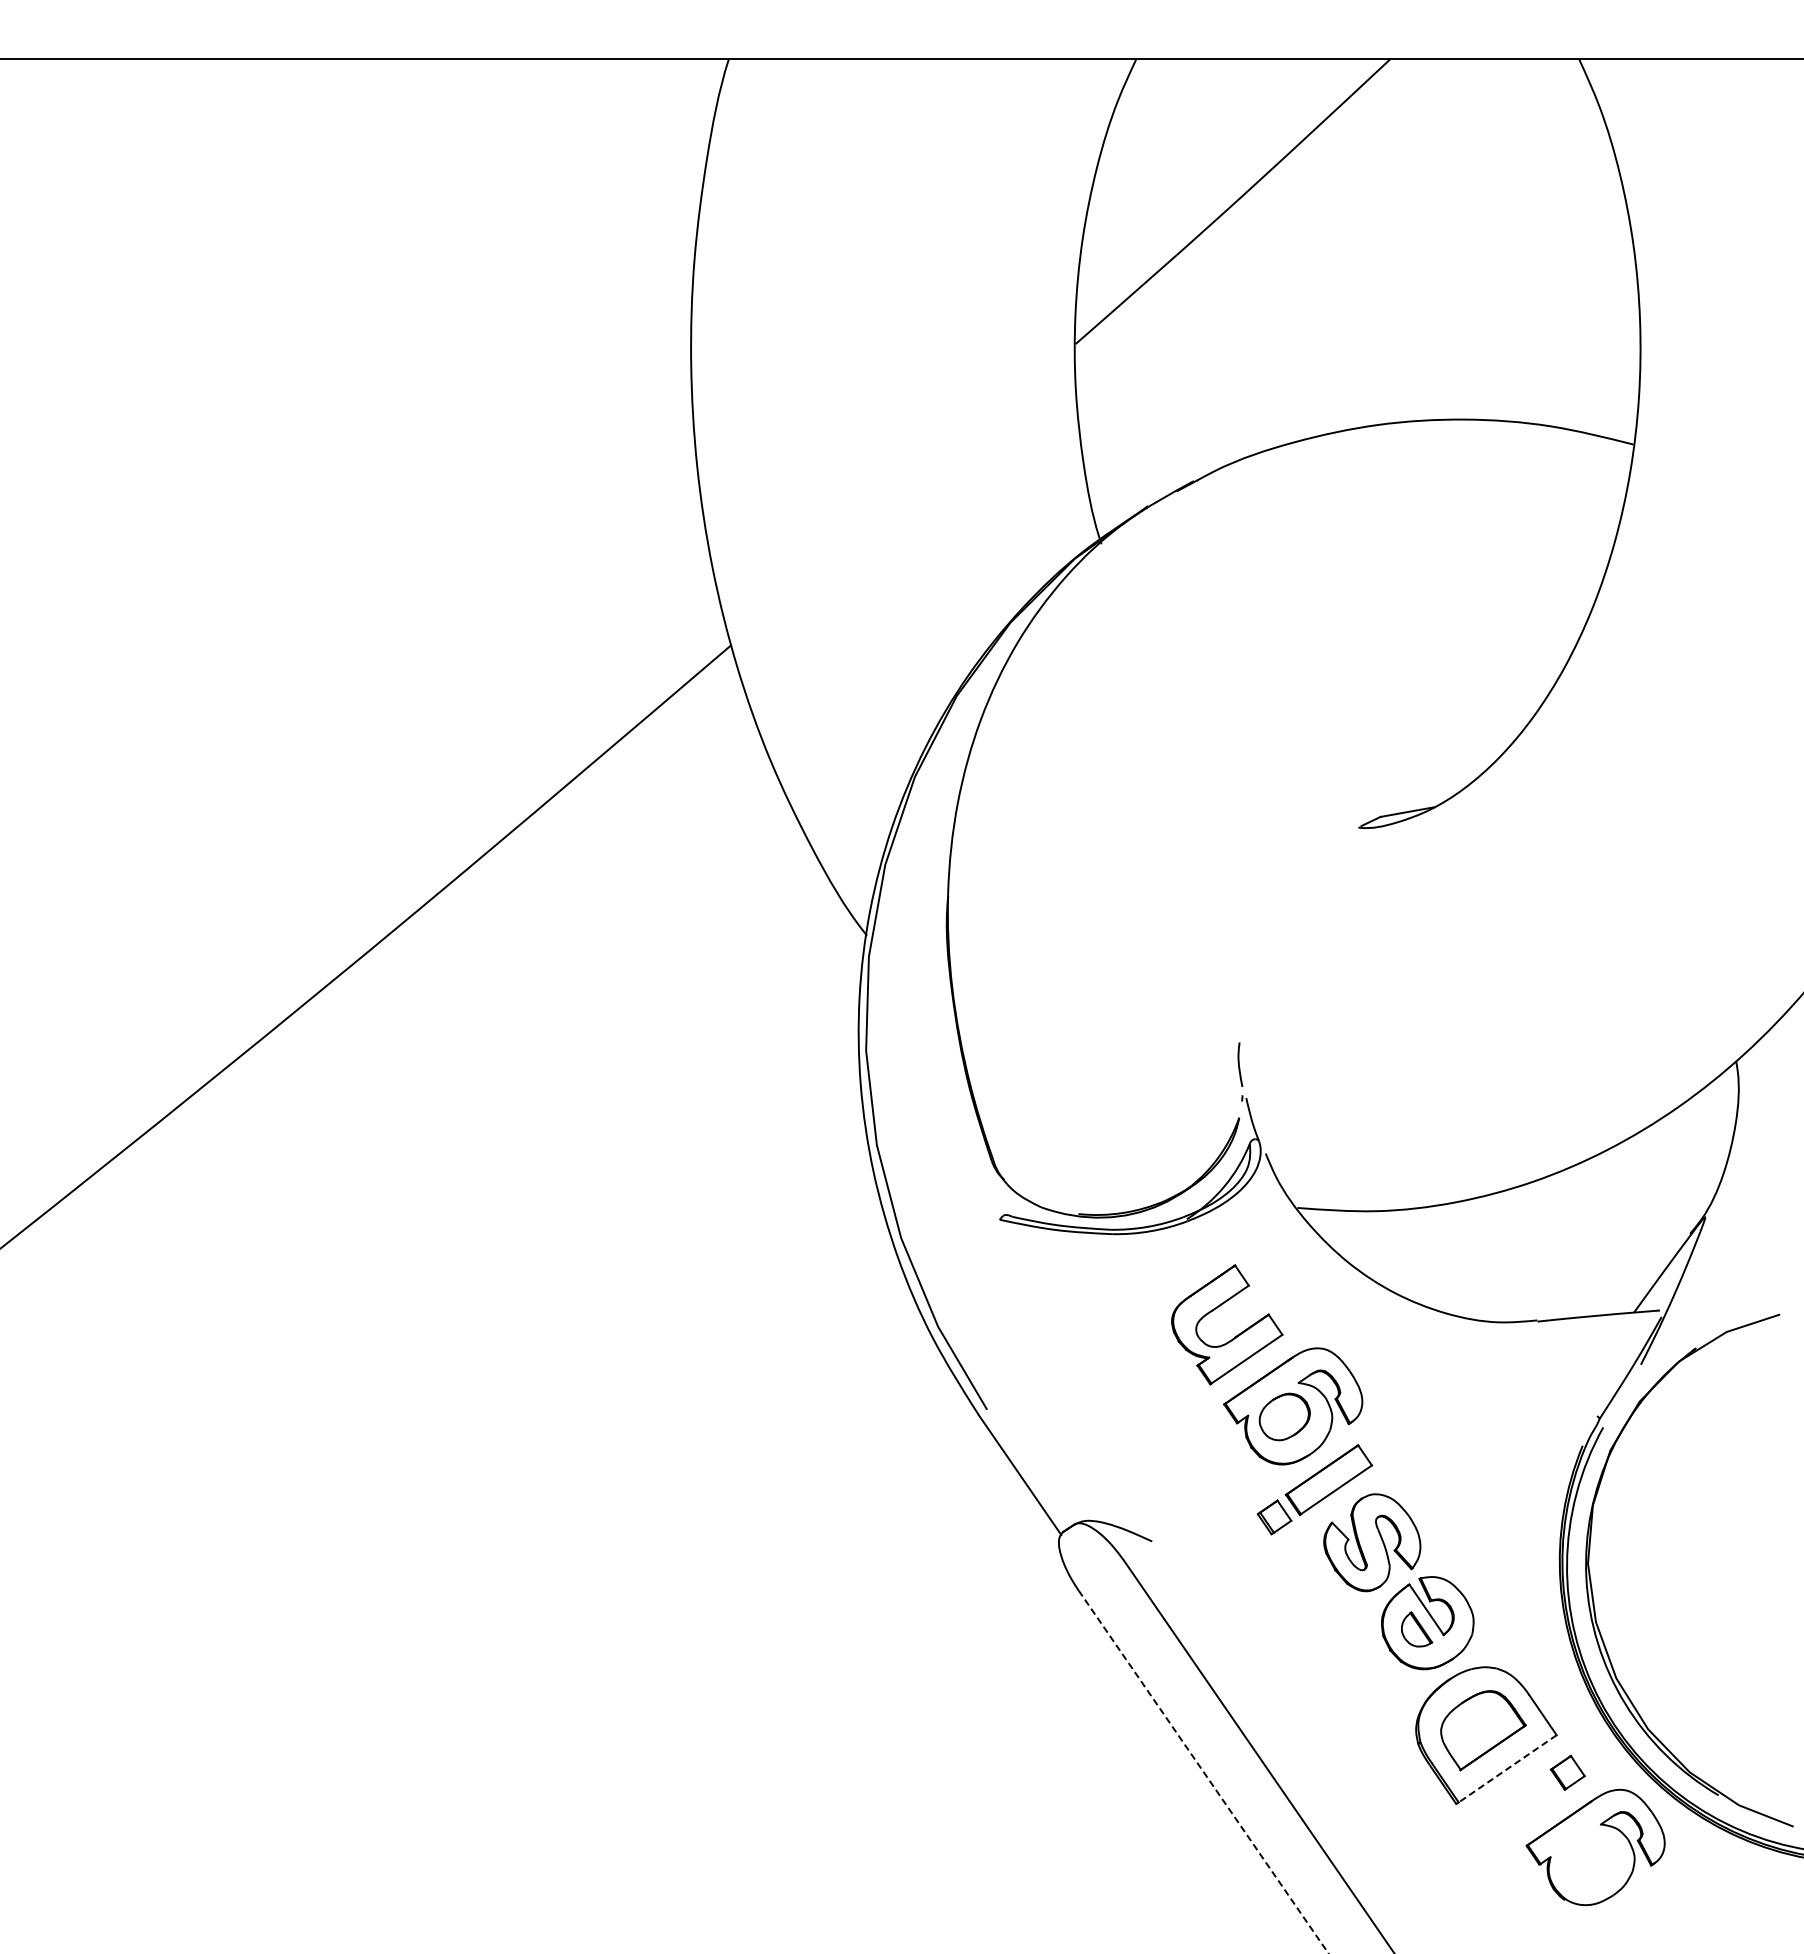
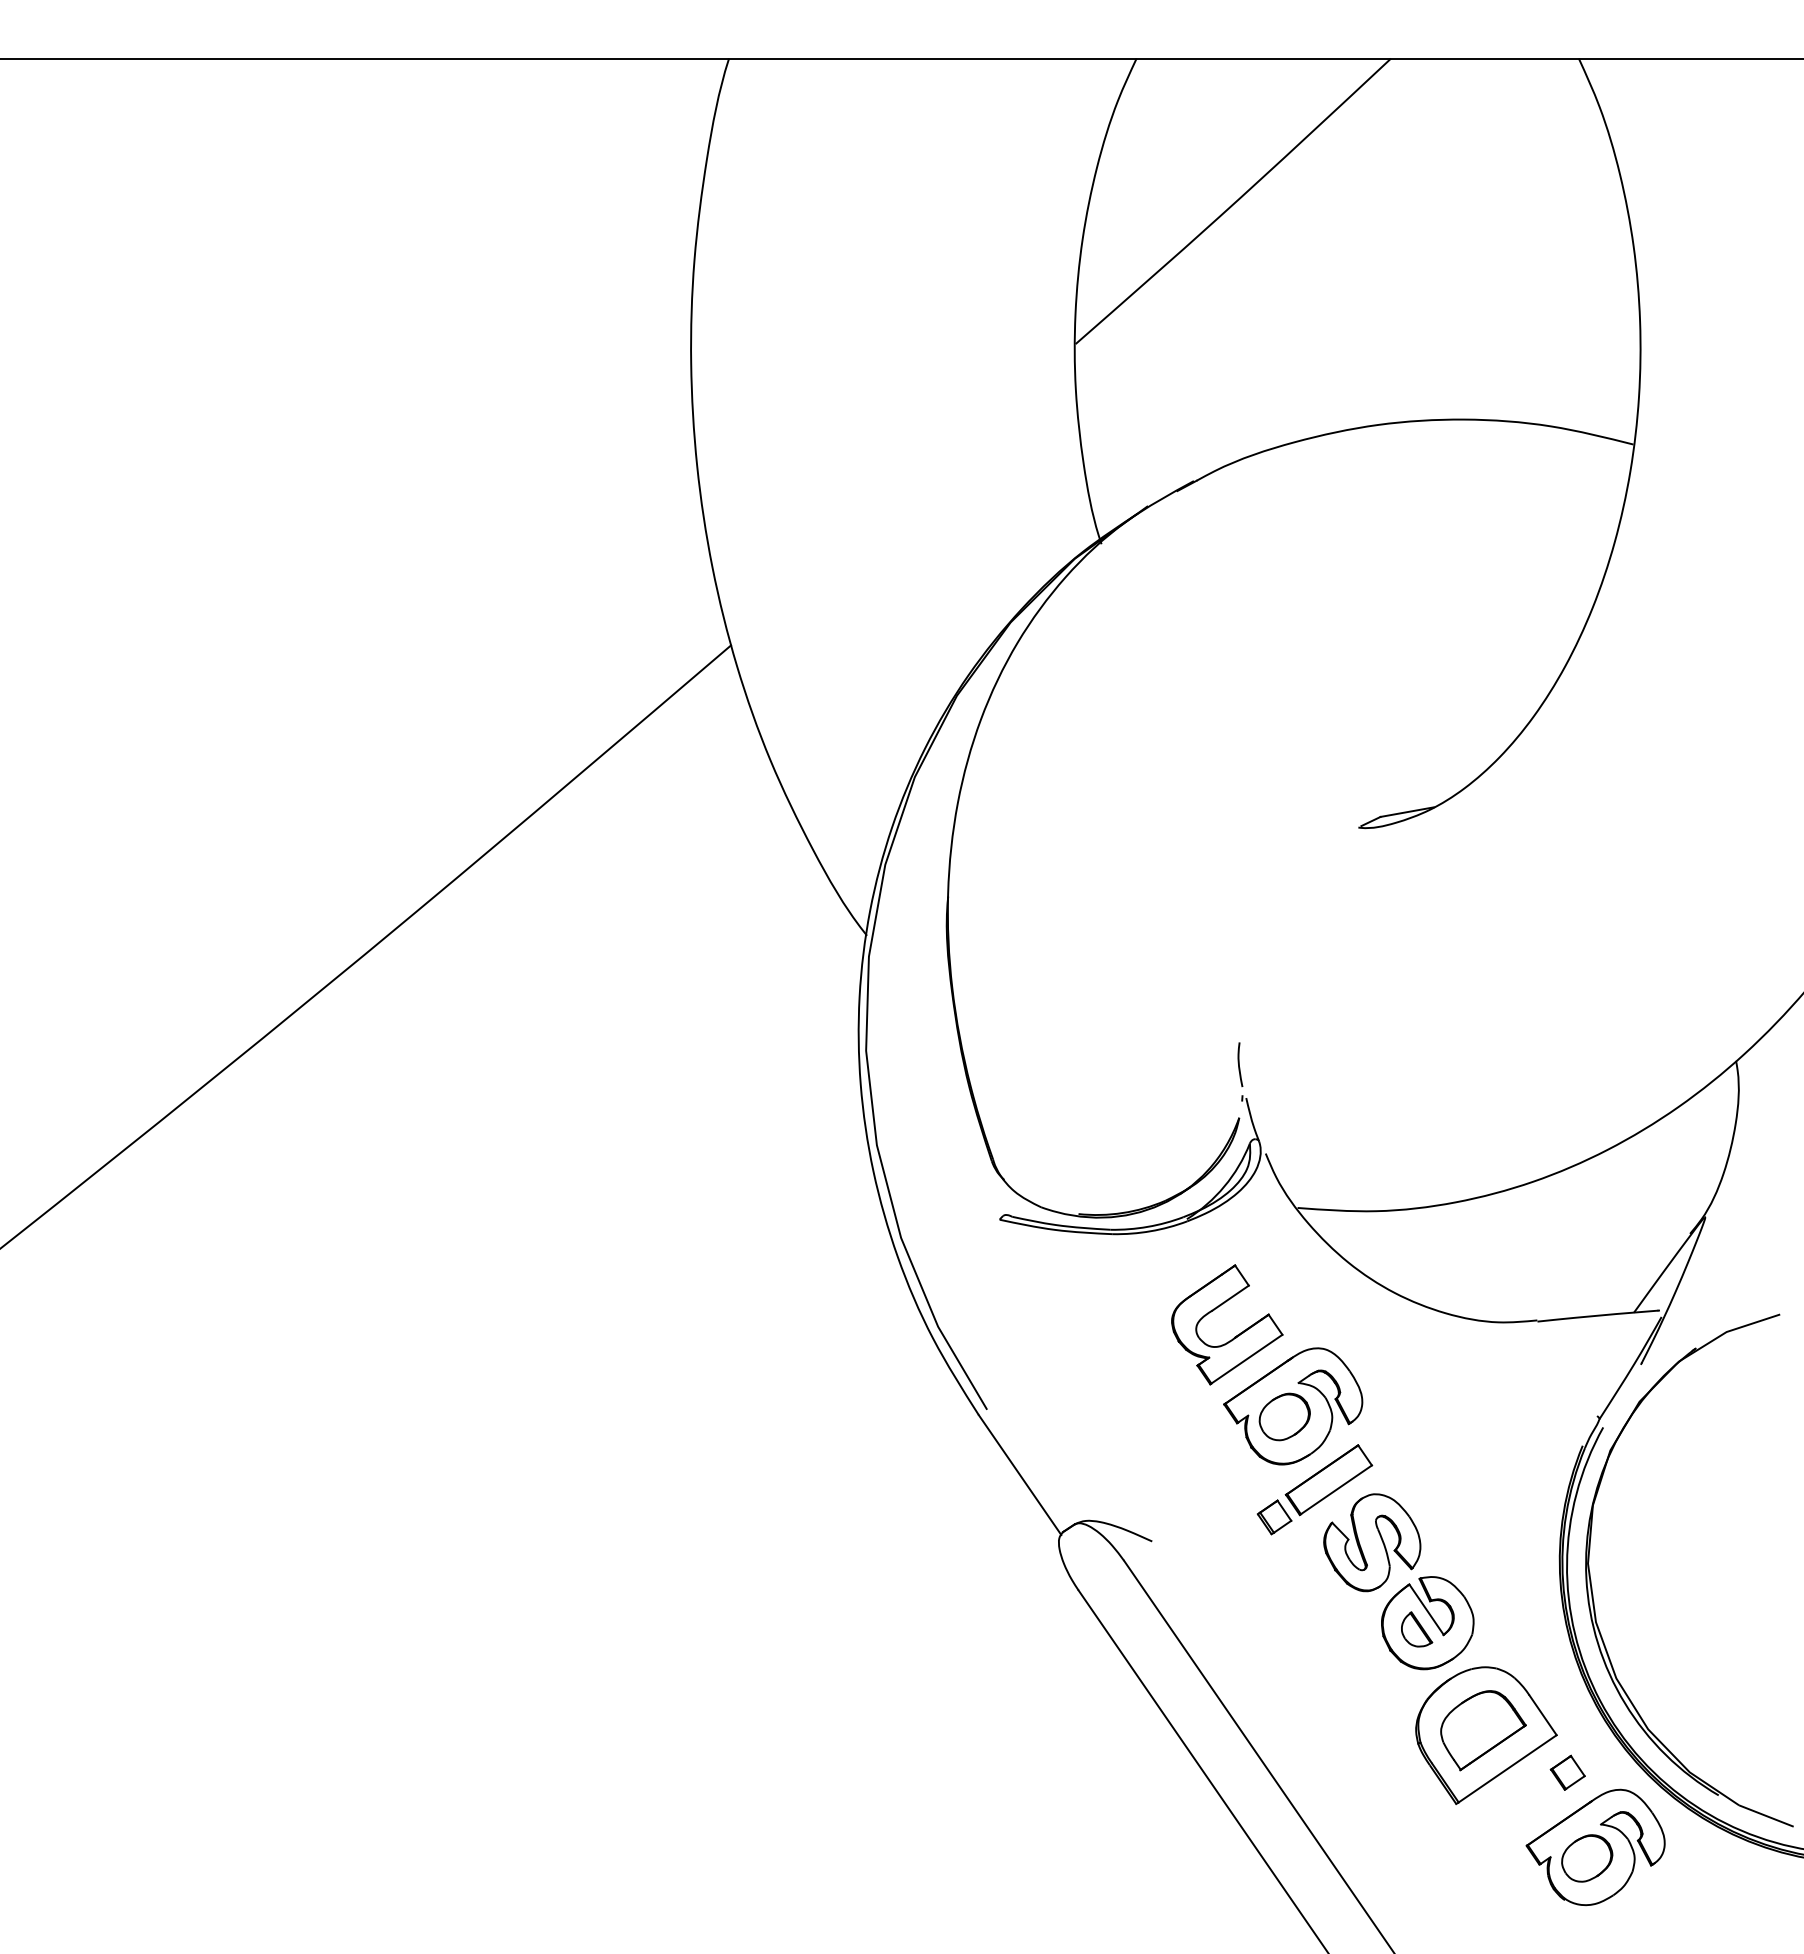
line: dashed -> solid (1507, 1769)
line: dashed -> solid (1203, 1772)
part: none -> present (1587, 1858)
